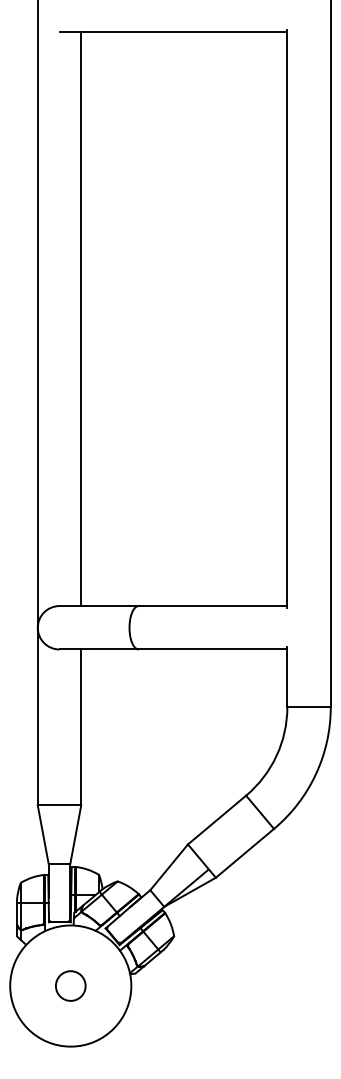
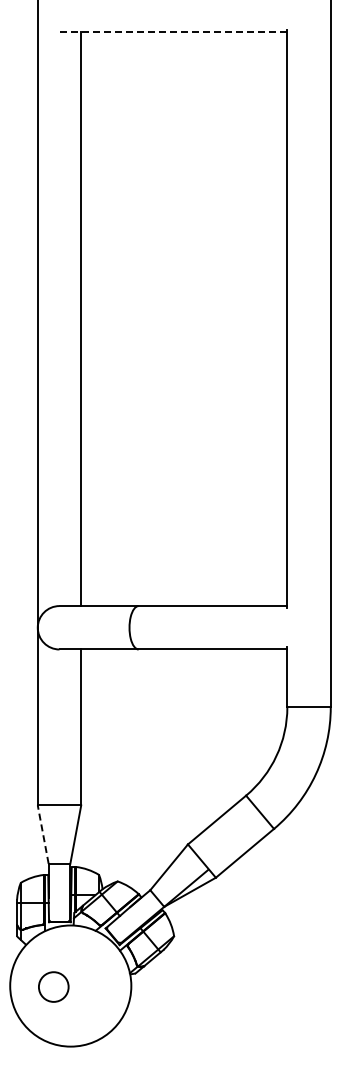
line: solid -> dashed (173, 32)
line: solid -> dashed (43, 834)
circle position: (70, 985) -> (53, 986) (53, 986)
